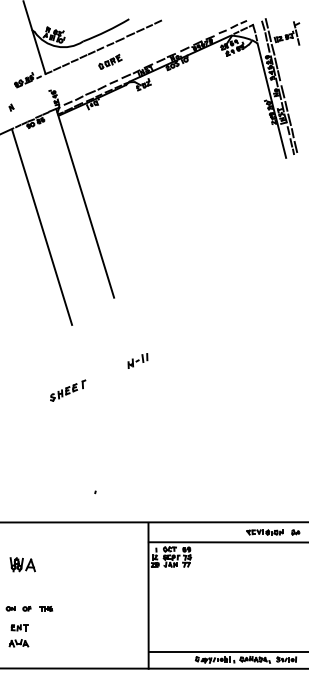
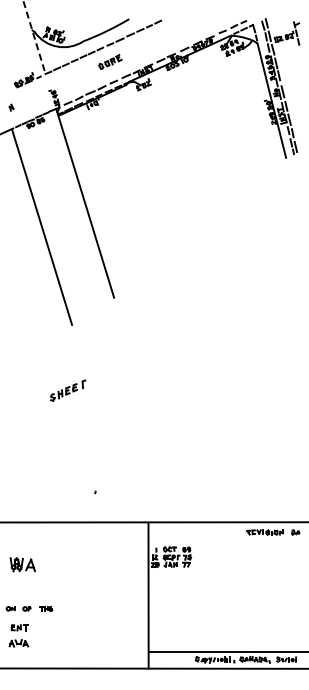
line: solid -> dashed (34, 38)
part: present -> none (137, 360)
line: present -> none (226, 542)
